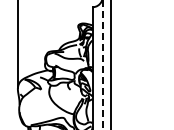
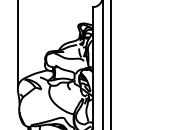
line: dashed -> solid (102, 65)
